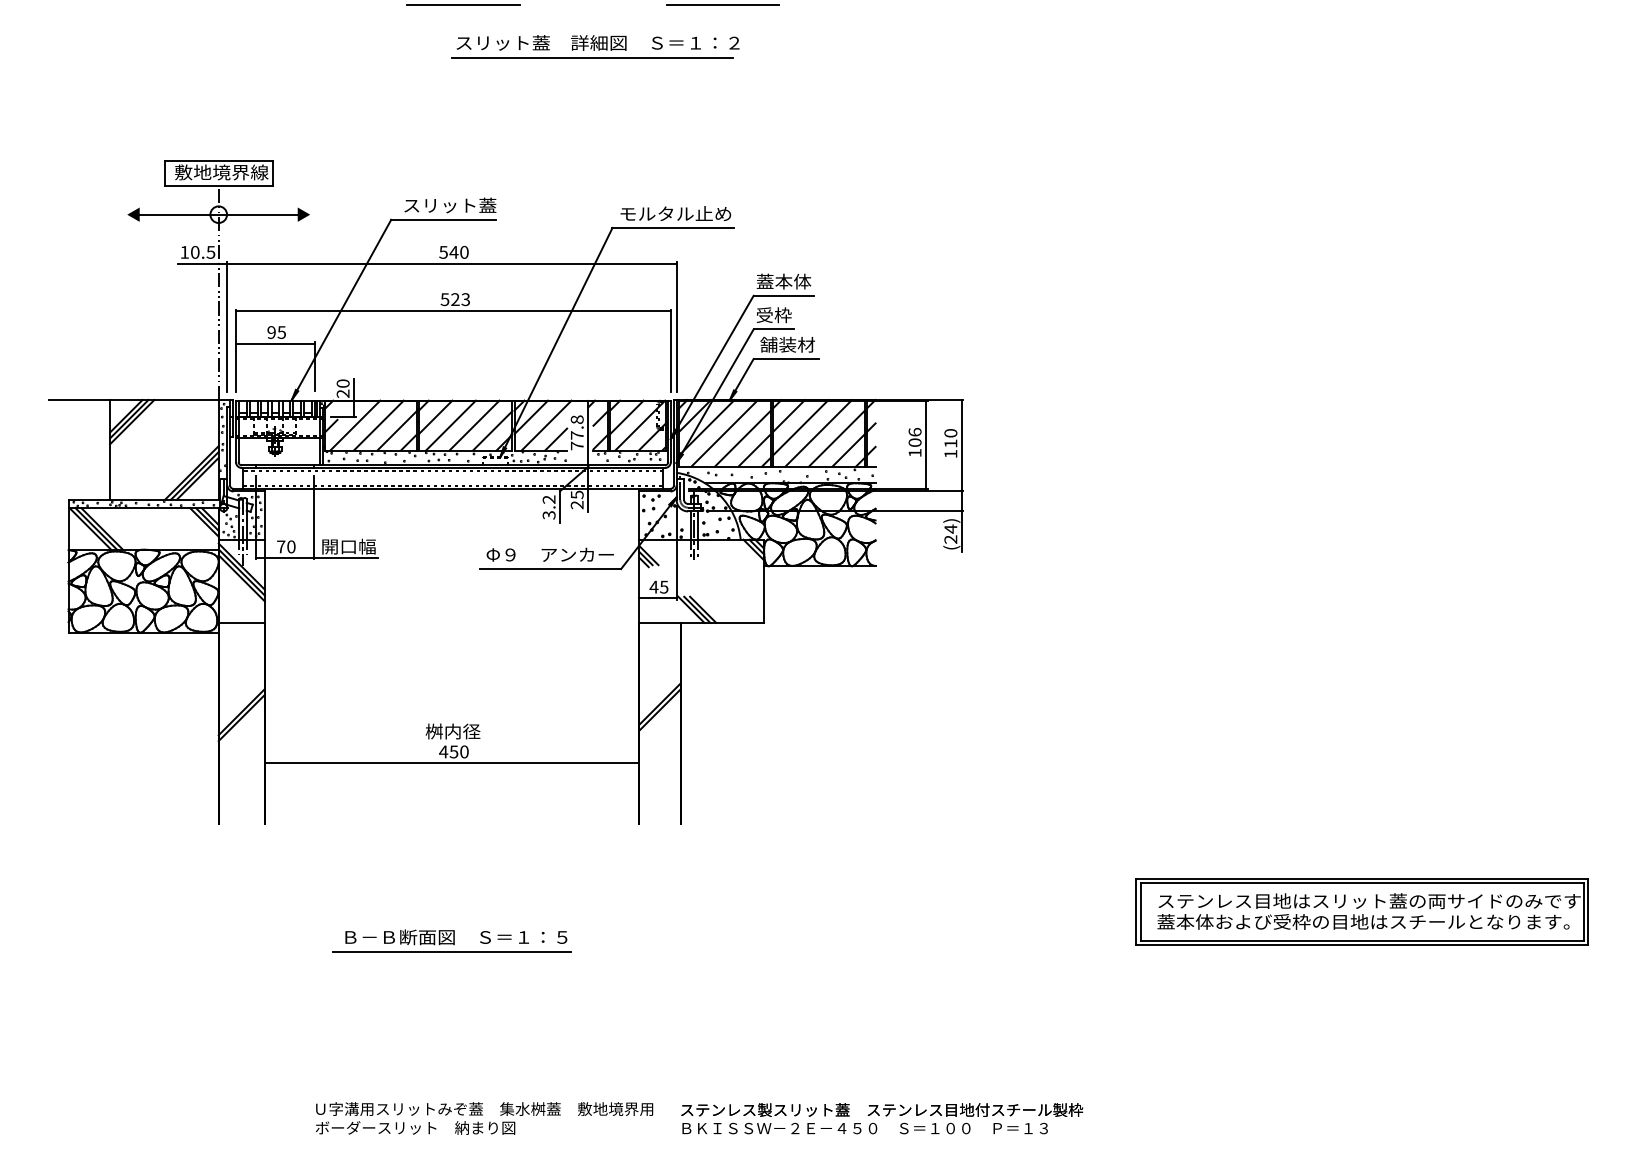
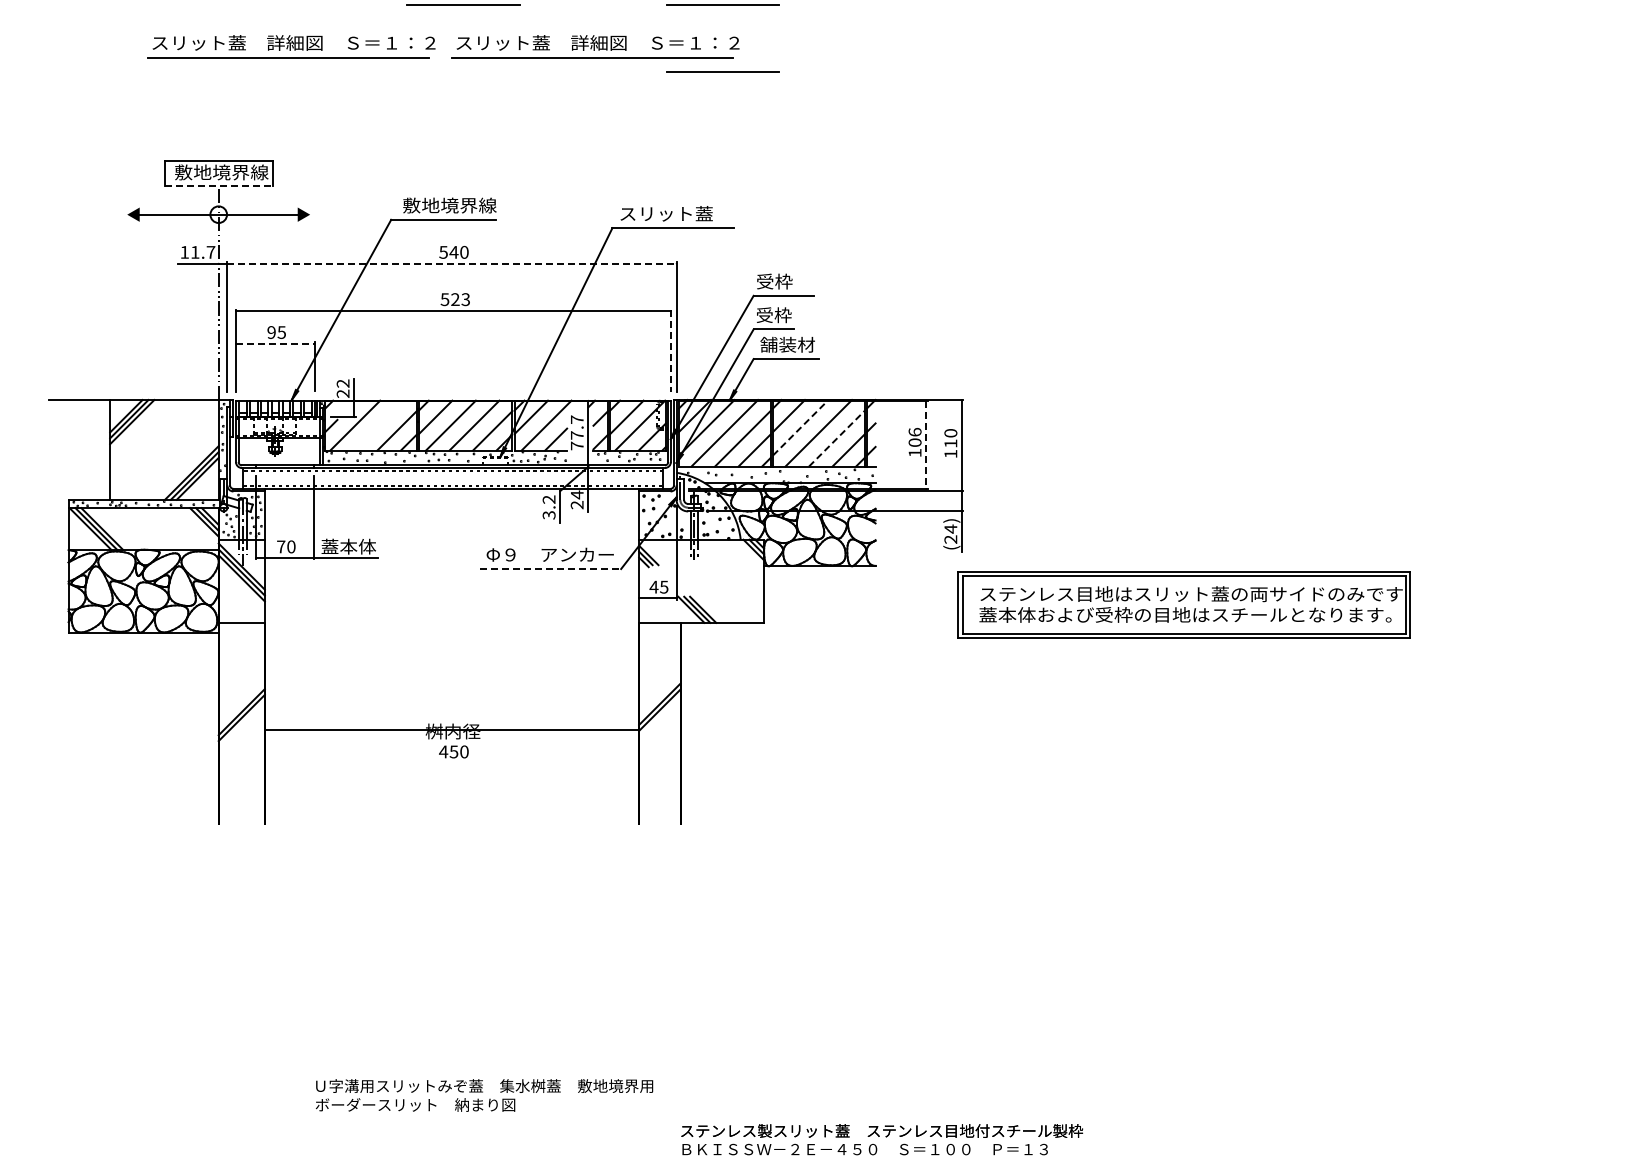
part: none -> present (291, 46)
line: none -> present (722, 71)
line: solid -> dashed (219, 185)
text: スリット蓋 -> 敷地境界線 (449, 205)
text: モルタル止め -> スリット蓋 (675, 213)
text: 10.5 -> 11.7 (203, 251)
line: solid -> dashed (452, 263)
text: 蓋本体 -> 受枠 (783, 281)
line: solid -> dashed (275, 343)
line: solid -> dashed (670, 351)
text: 20 -> 22 (342, 383)
text: 77.8 -> 77.7 (576, 419)
line: present -> none (378, 425)
line: solid -> dashed (801, 427)
line: solid -> dashed (837, 438)
line: solid -> dashed (926, 445)
text: 25 -> 24 (577, 494)
text: 開口幅 -> 蓋本体 (348, 546)
line: solid -> dashed (550, 569)
line position: (451, 763) -> (451, 730) (451, 730)
part position: (1361, 911) -> (1183, 604) (1183, 604)
part: present -> none (451, 940)
text position: (484, 1118) -> (484, 1095) (484, 1095)
text position: (882, 1118) -> (882, 1139) (882, 1139)
